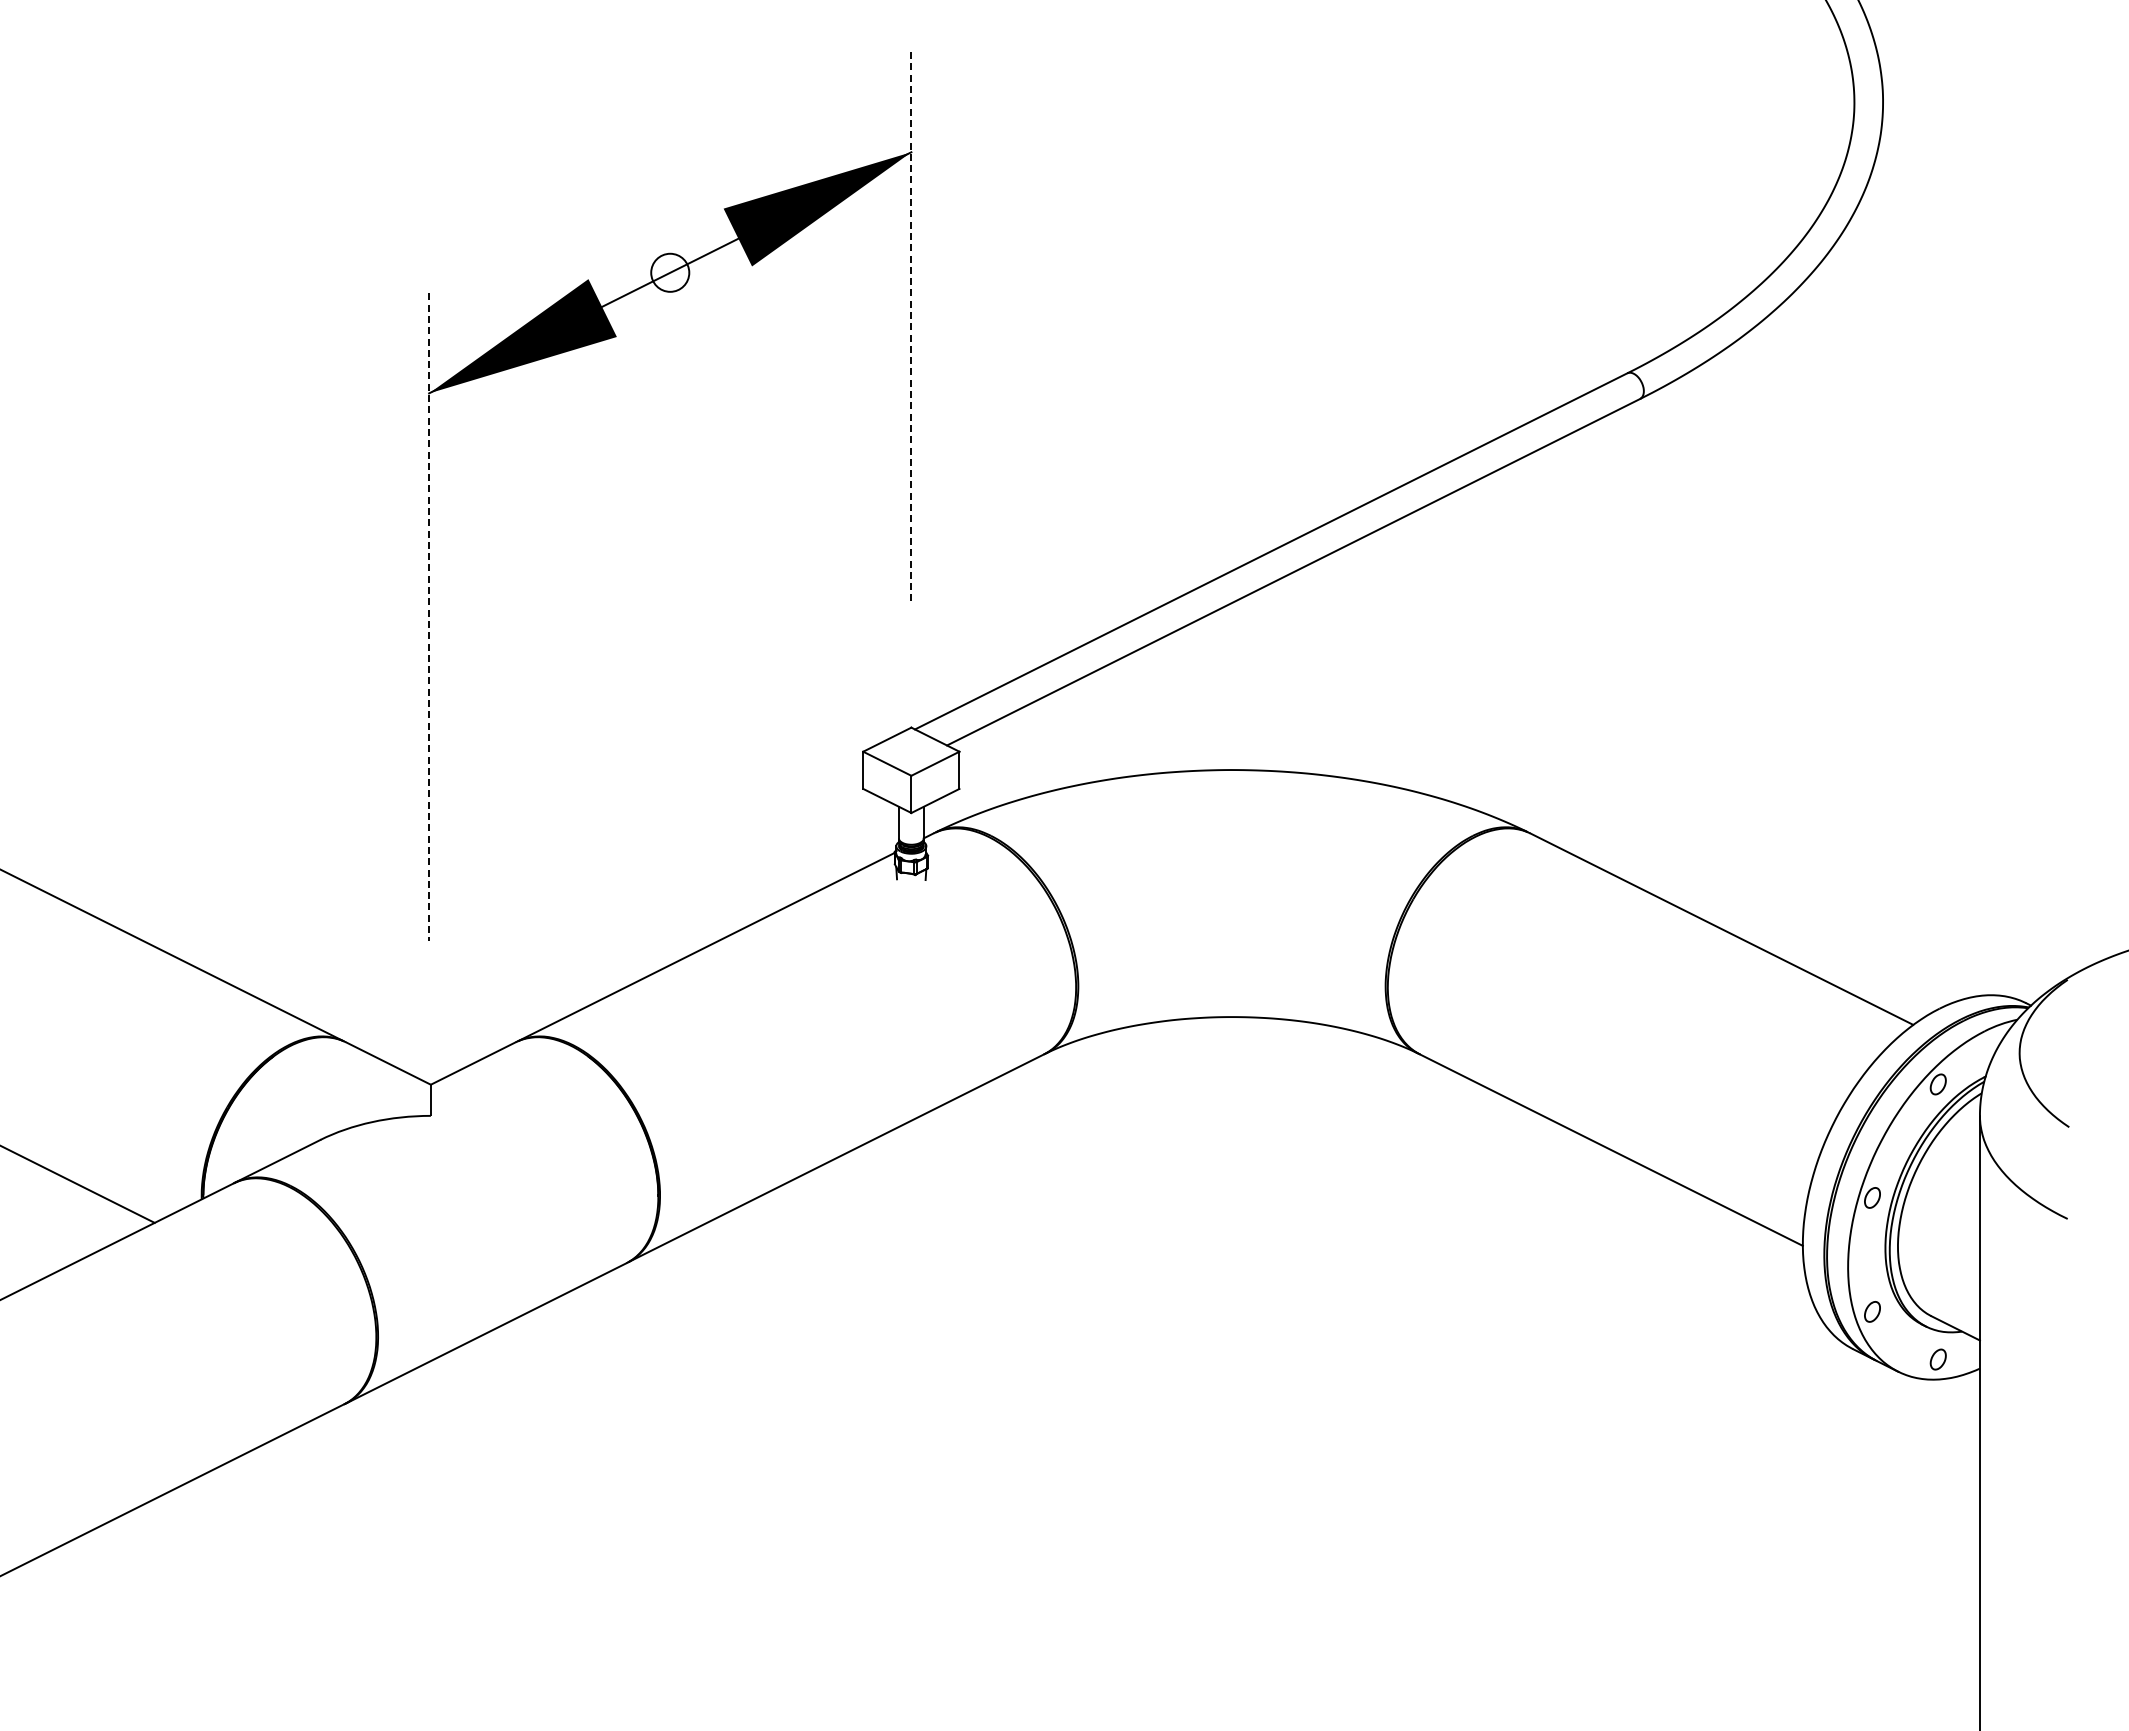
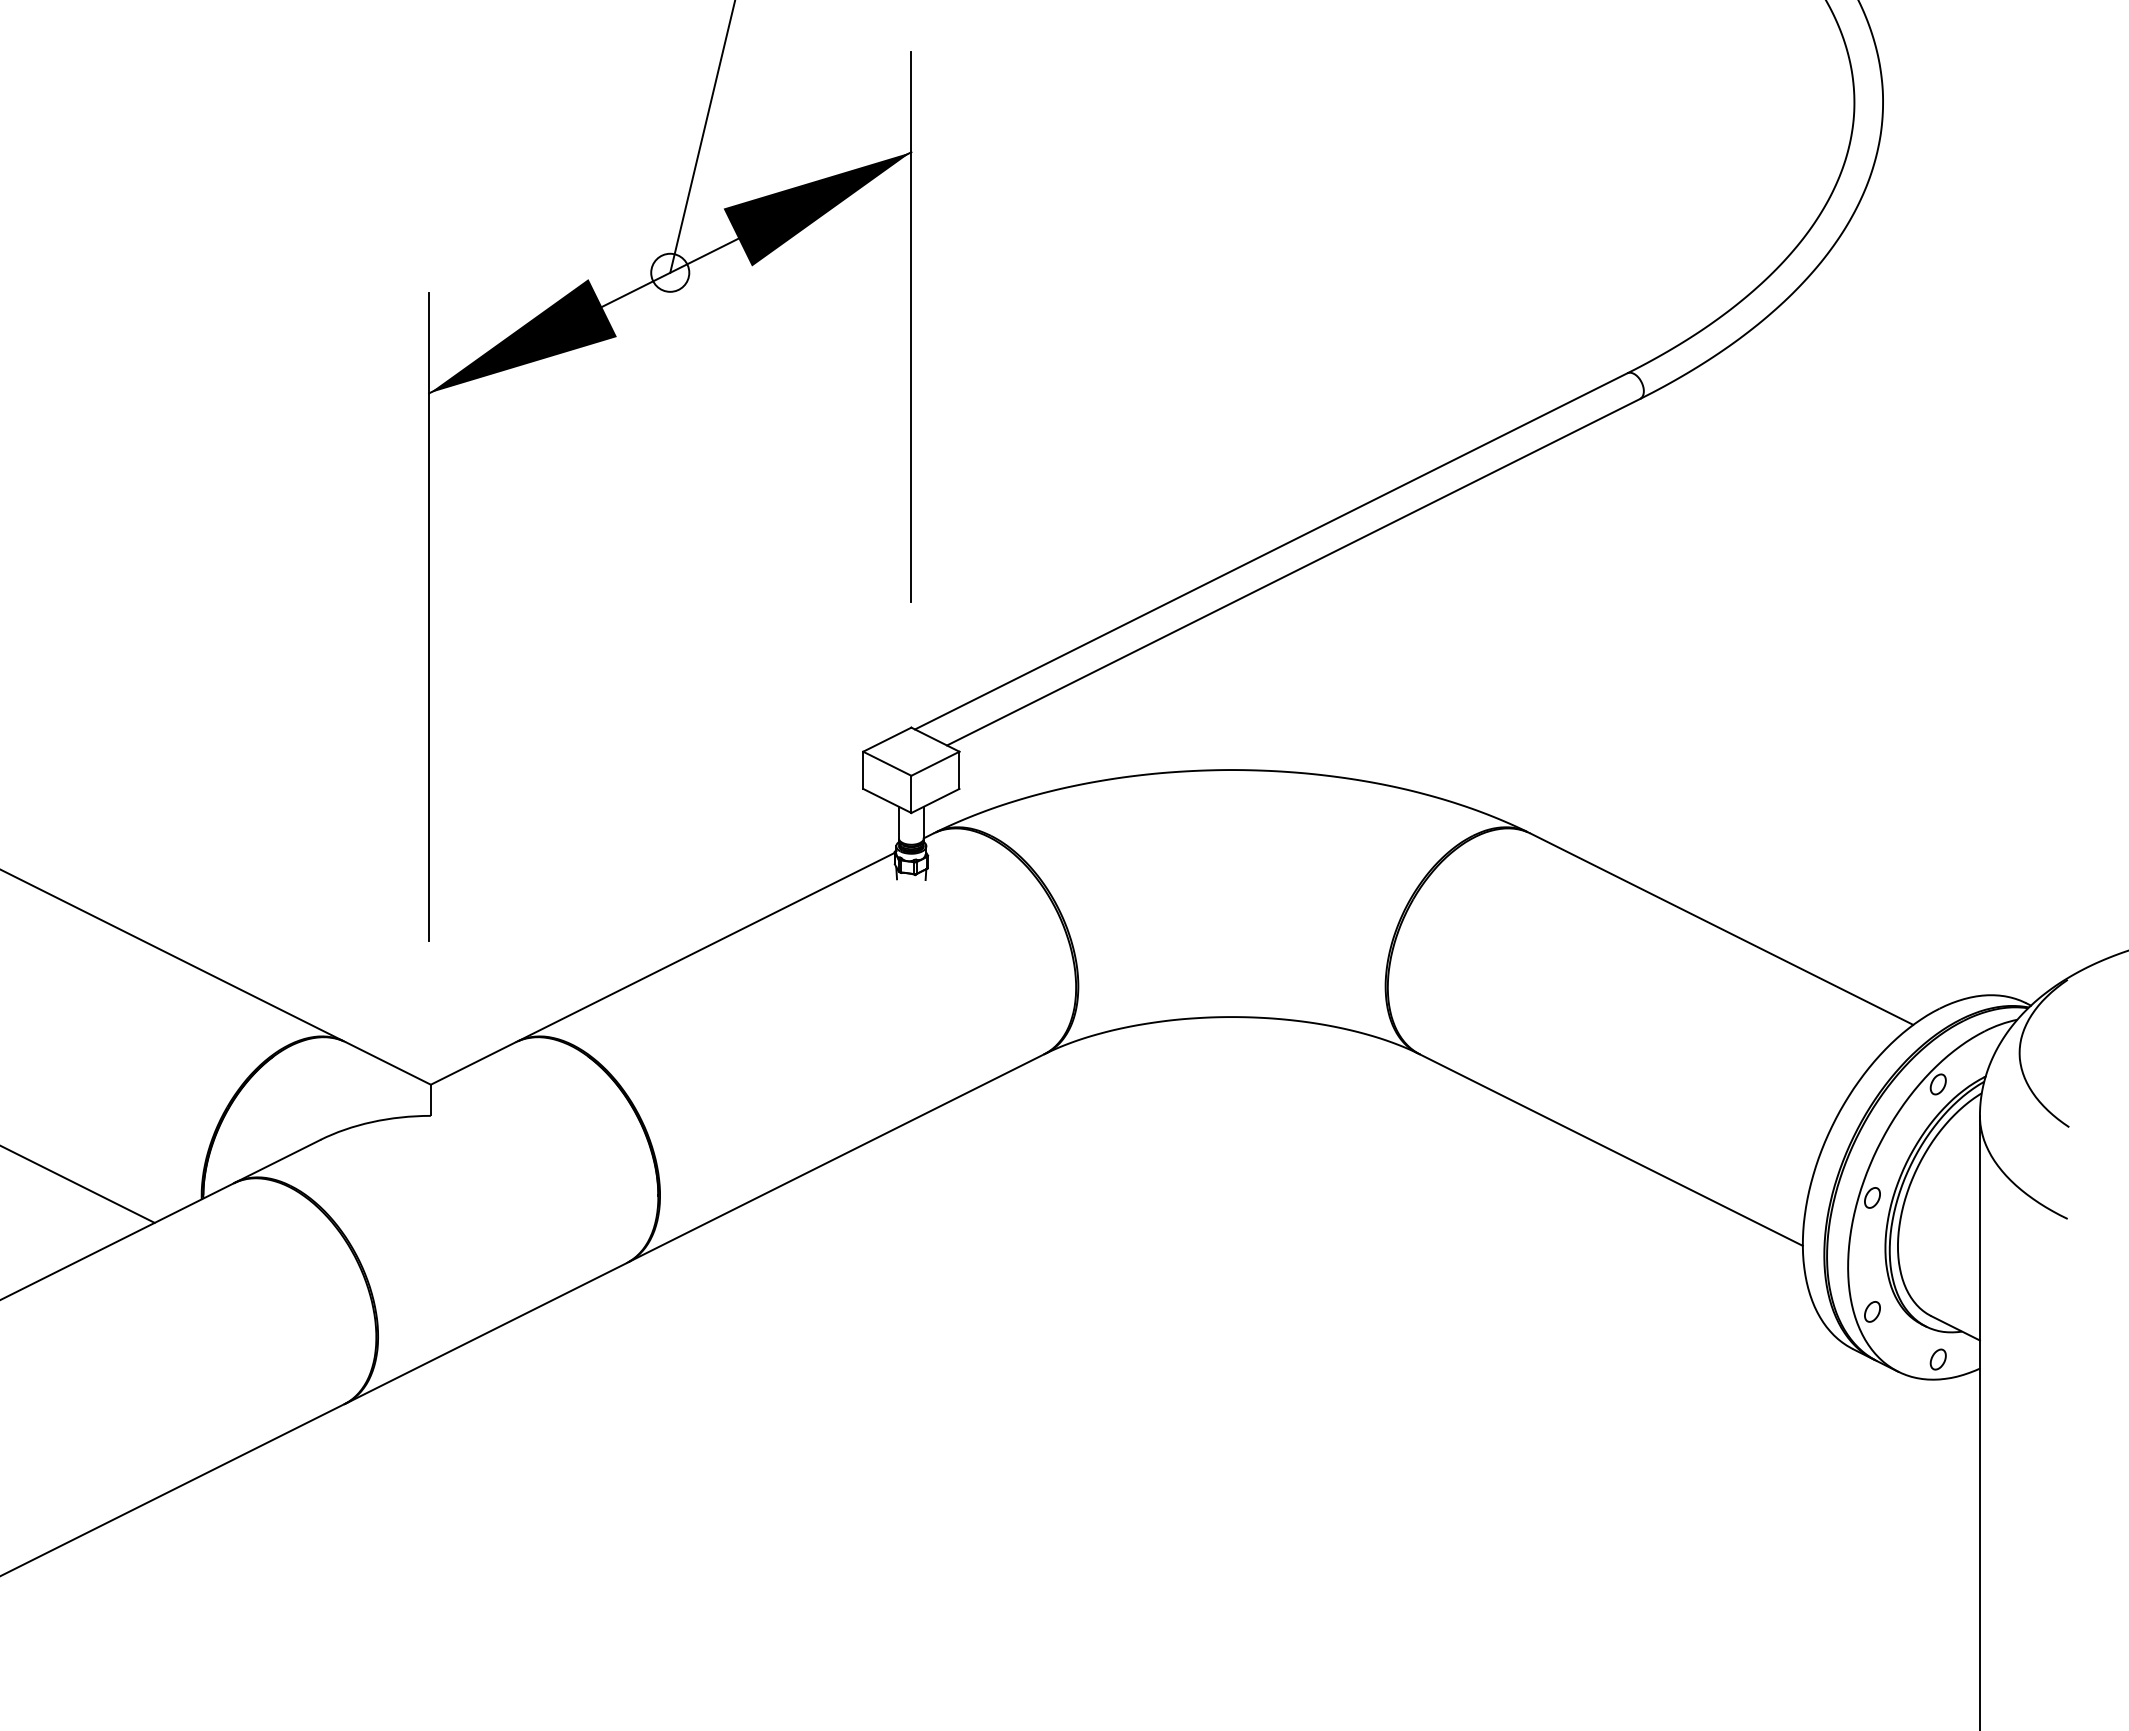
line: none -> present (702, 137)
line: dashed -> solid (911, 327)
line: dashed -> solid (429, 617)
